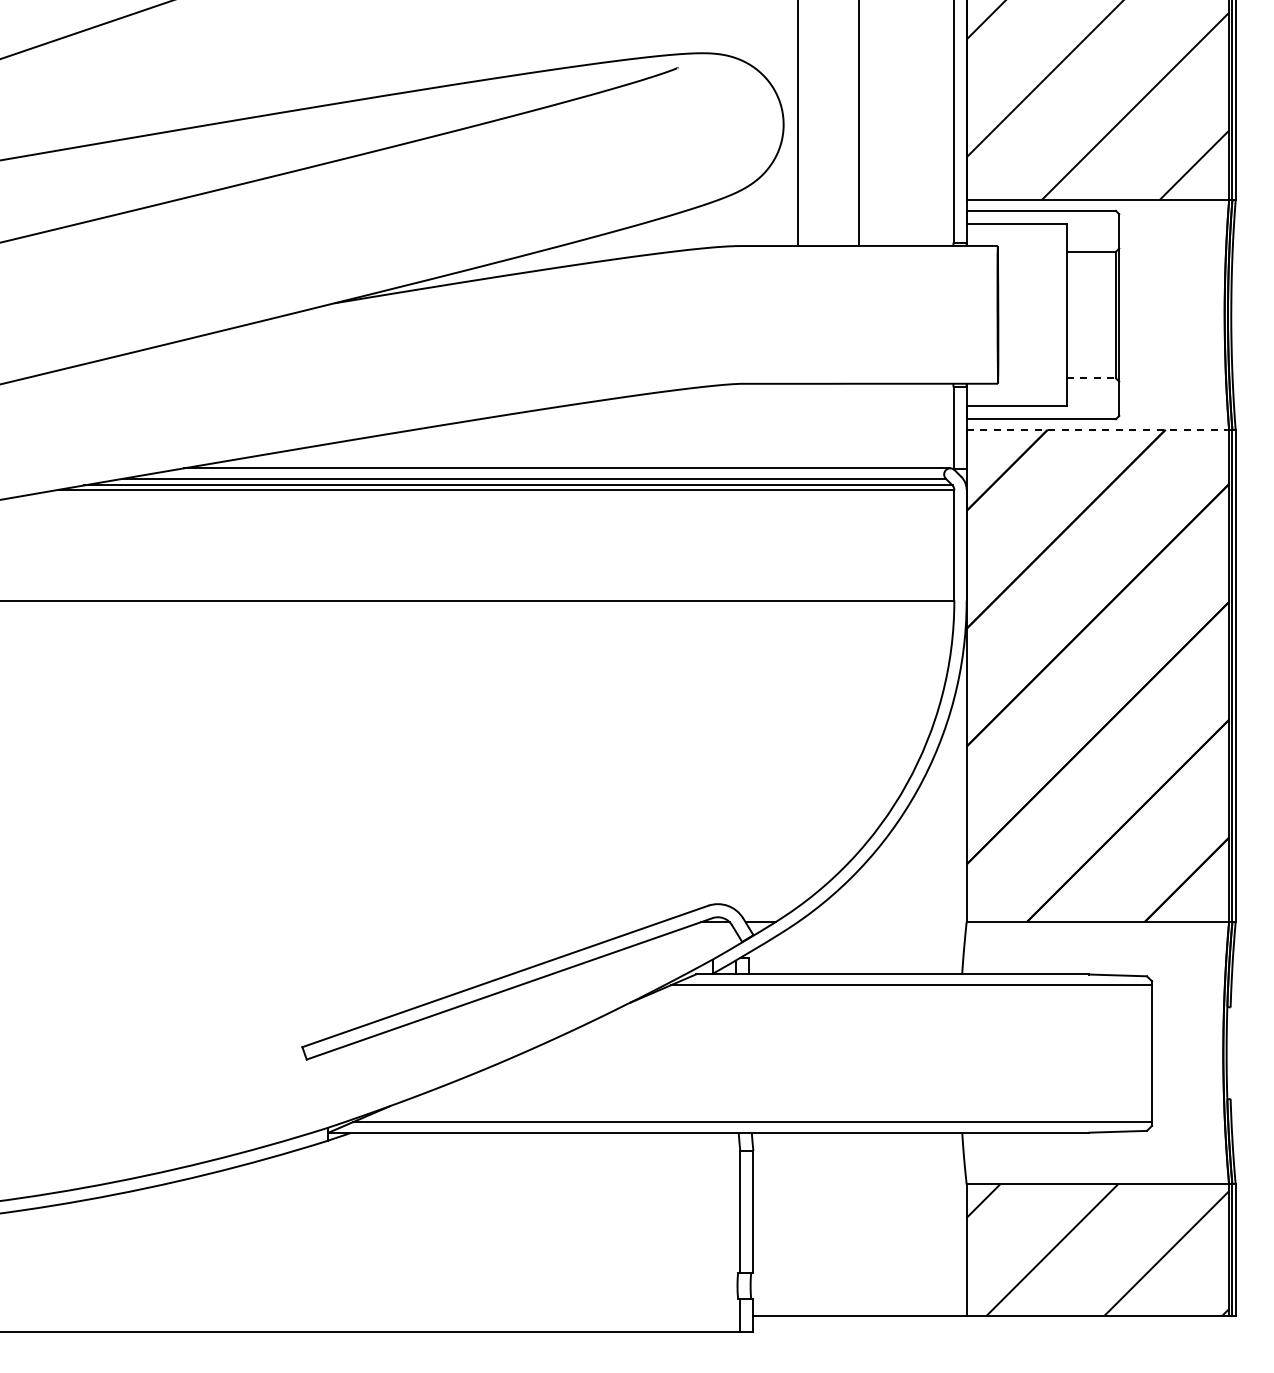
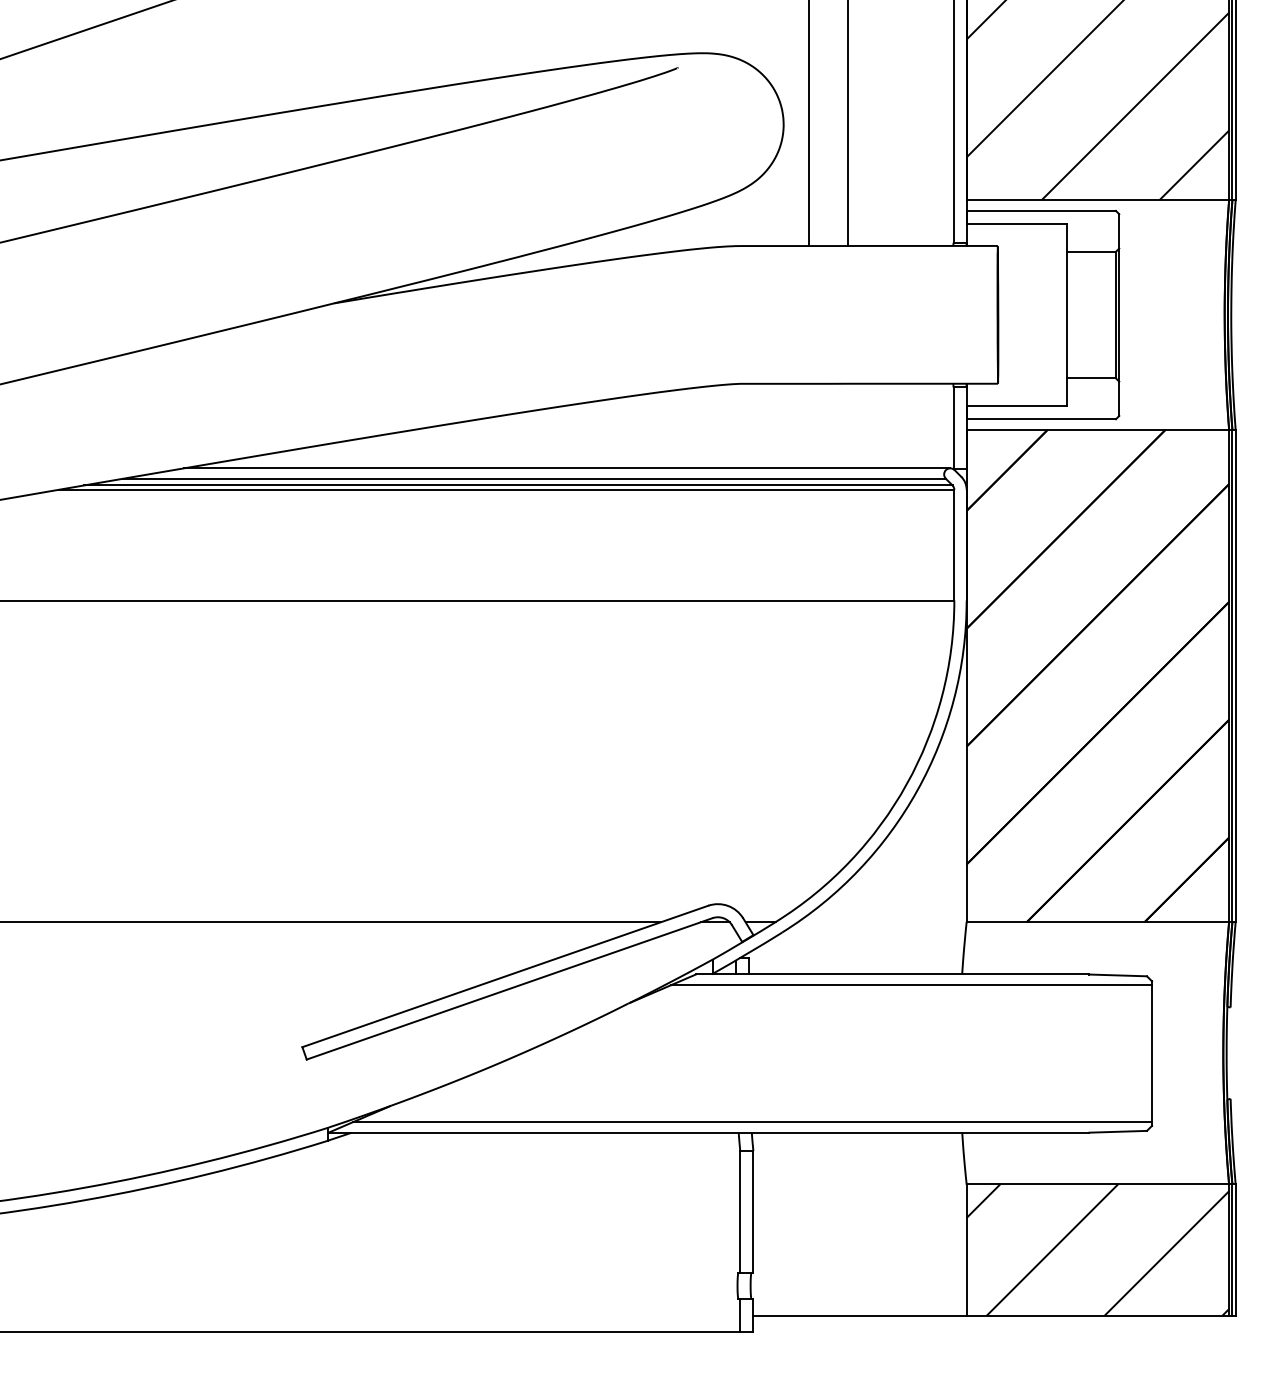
line position: (797, 124) -> (808, 124) (808, 124)
line position: (859, 124) -> (848, 124) (848, 124)
line: dashed -> solid (1091, 378)
line: dashed -> solid (1098, 429)
line: none -> present (331, 922)
